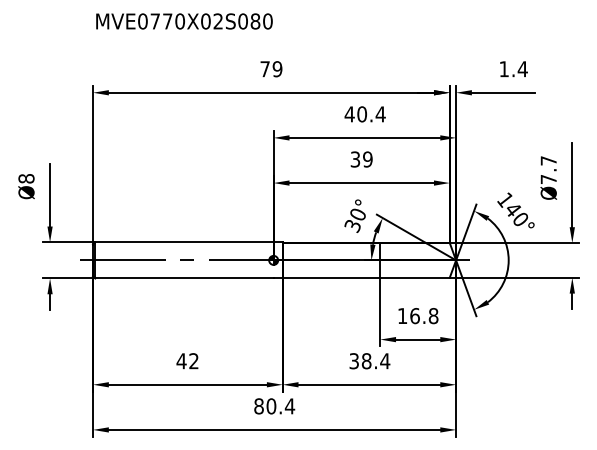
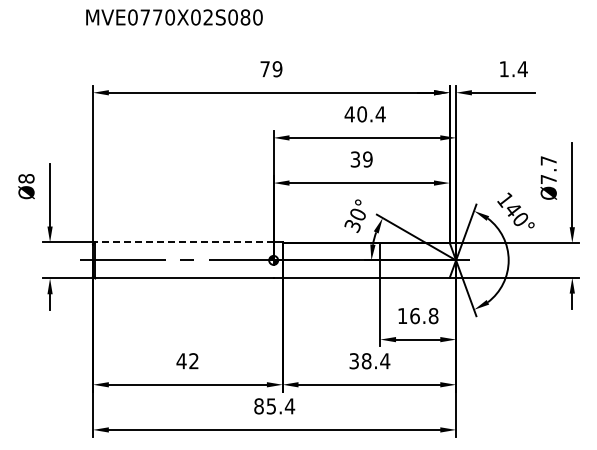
text position: (184, 21) -> (174, 17) (174, 17)
line: solid -> dashed (184, 242)
text: 80.4 -> 85.4 (271, 406)
